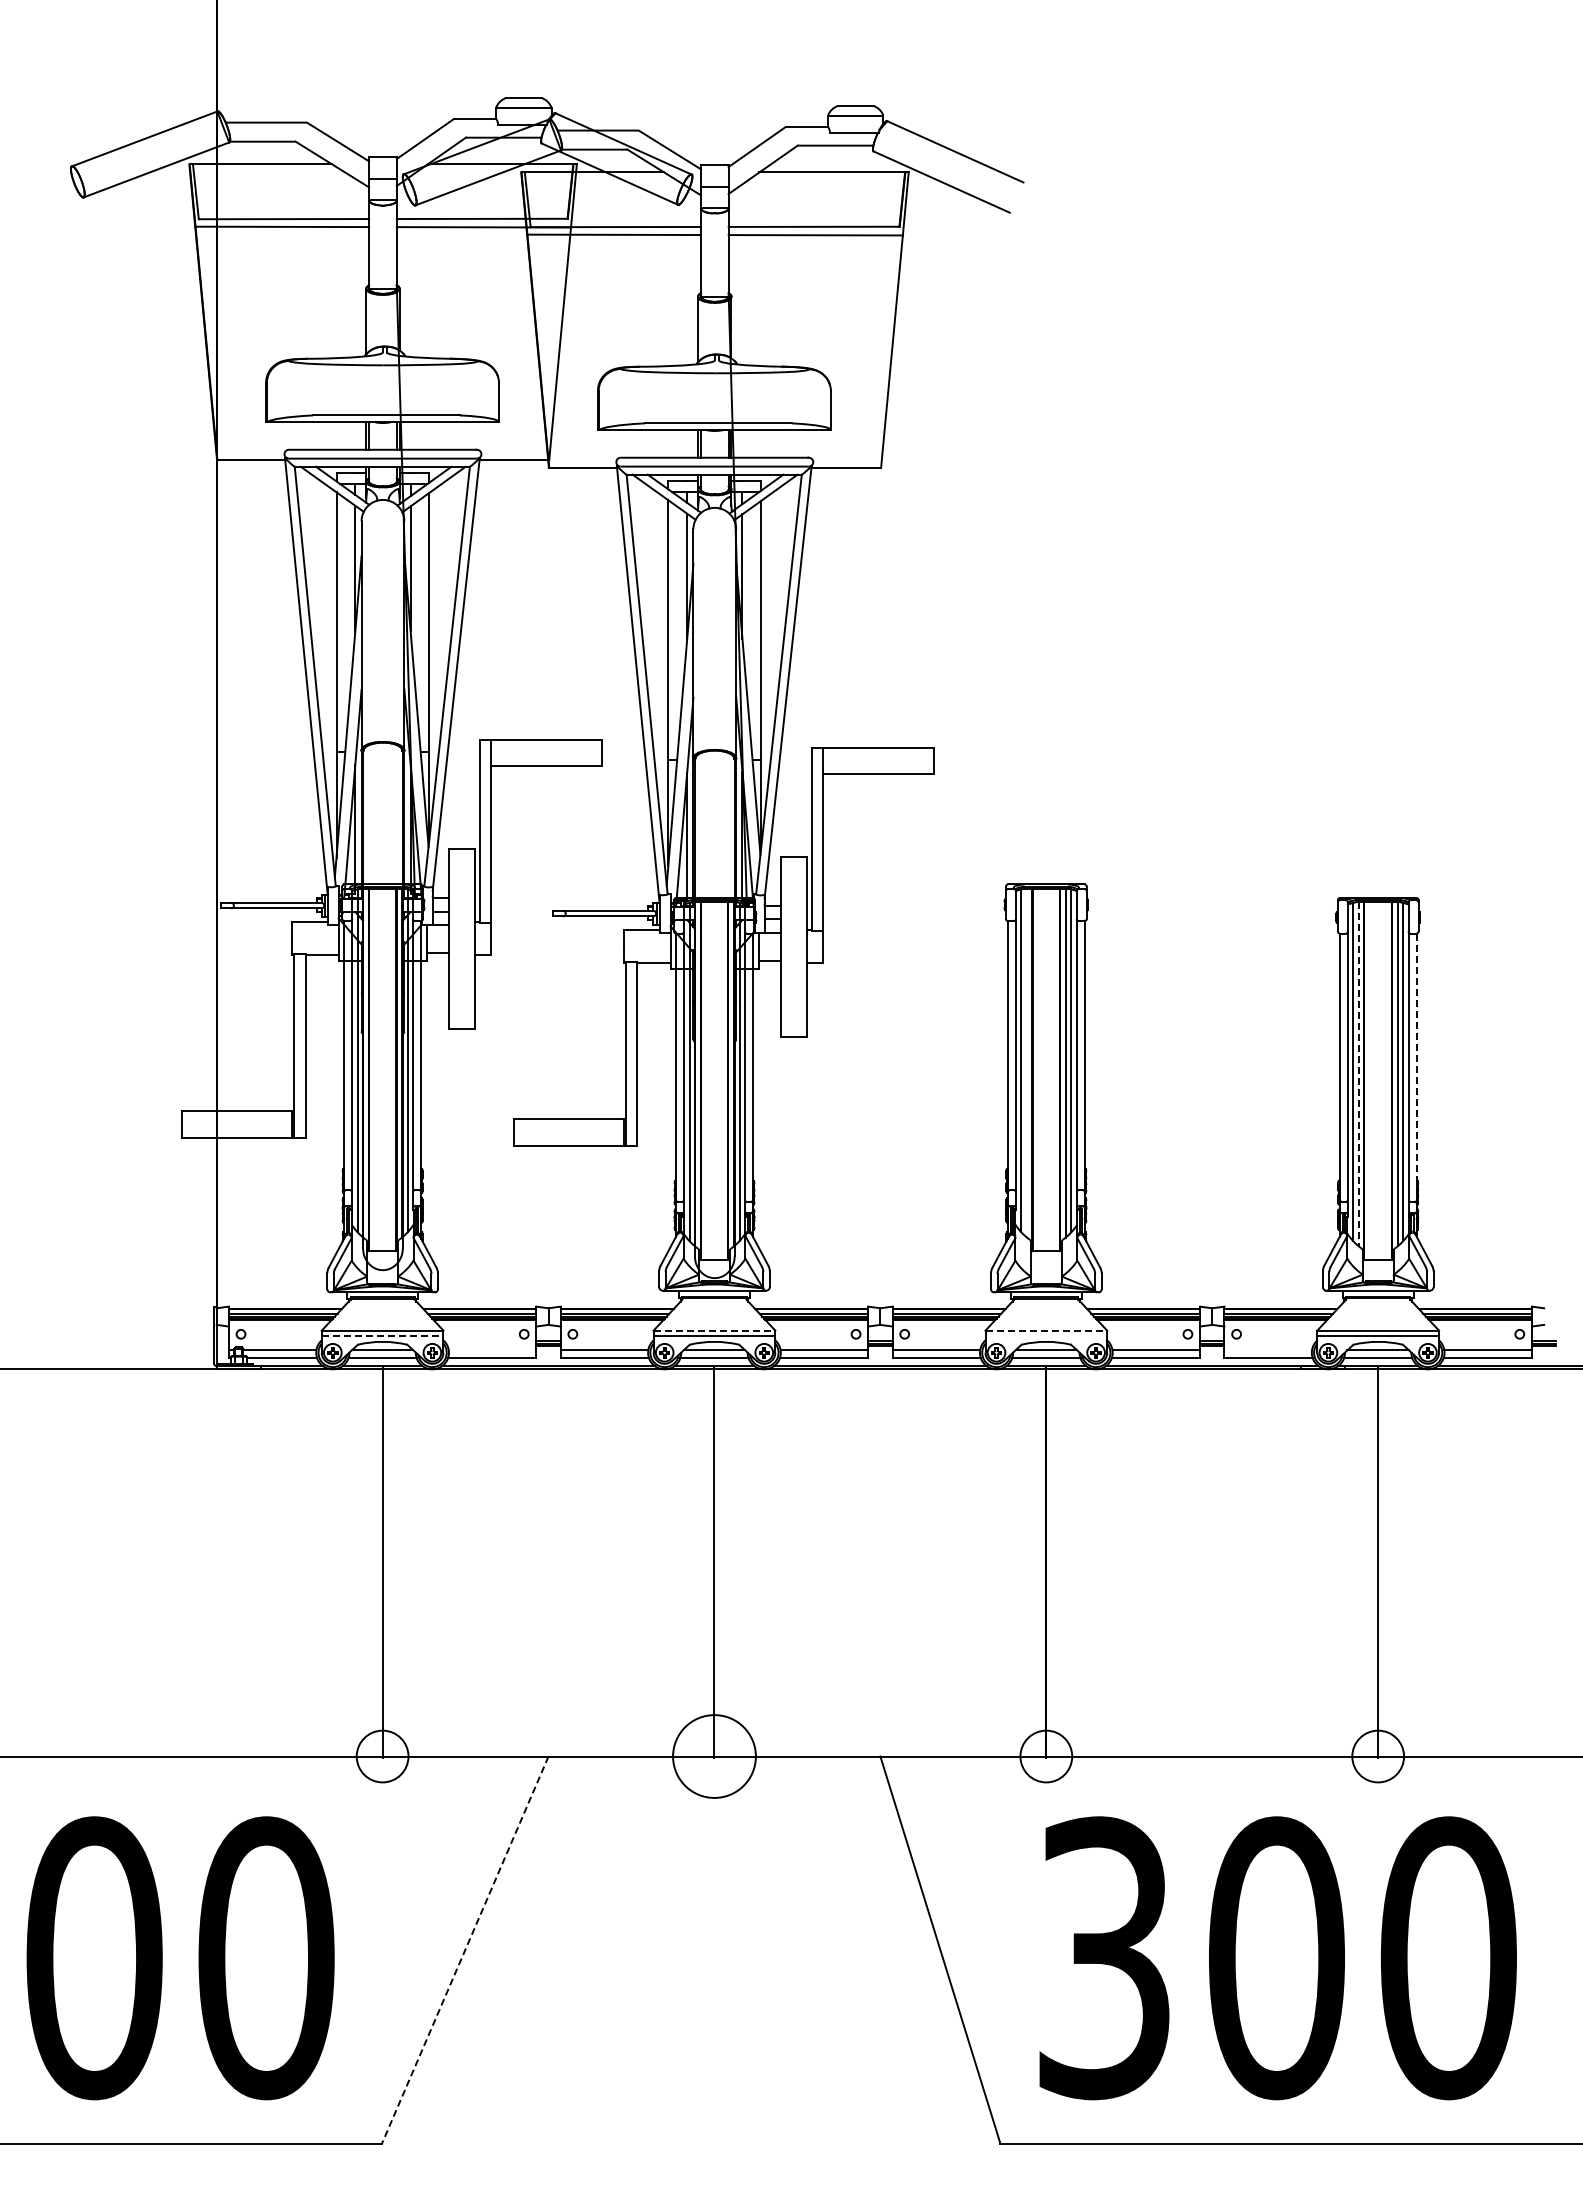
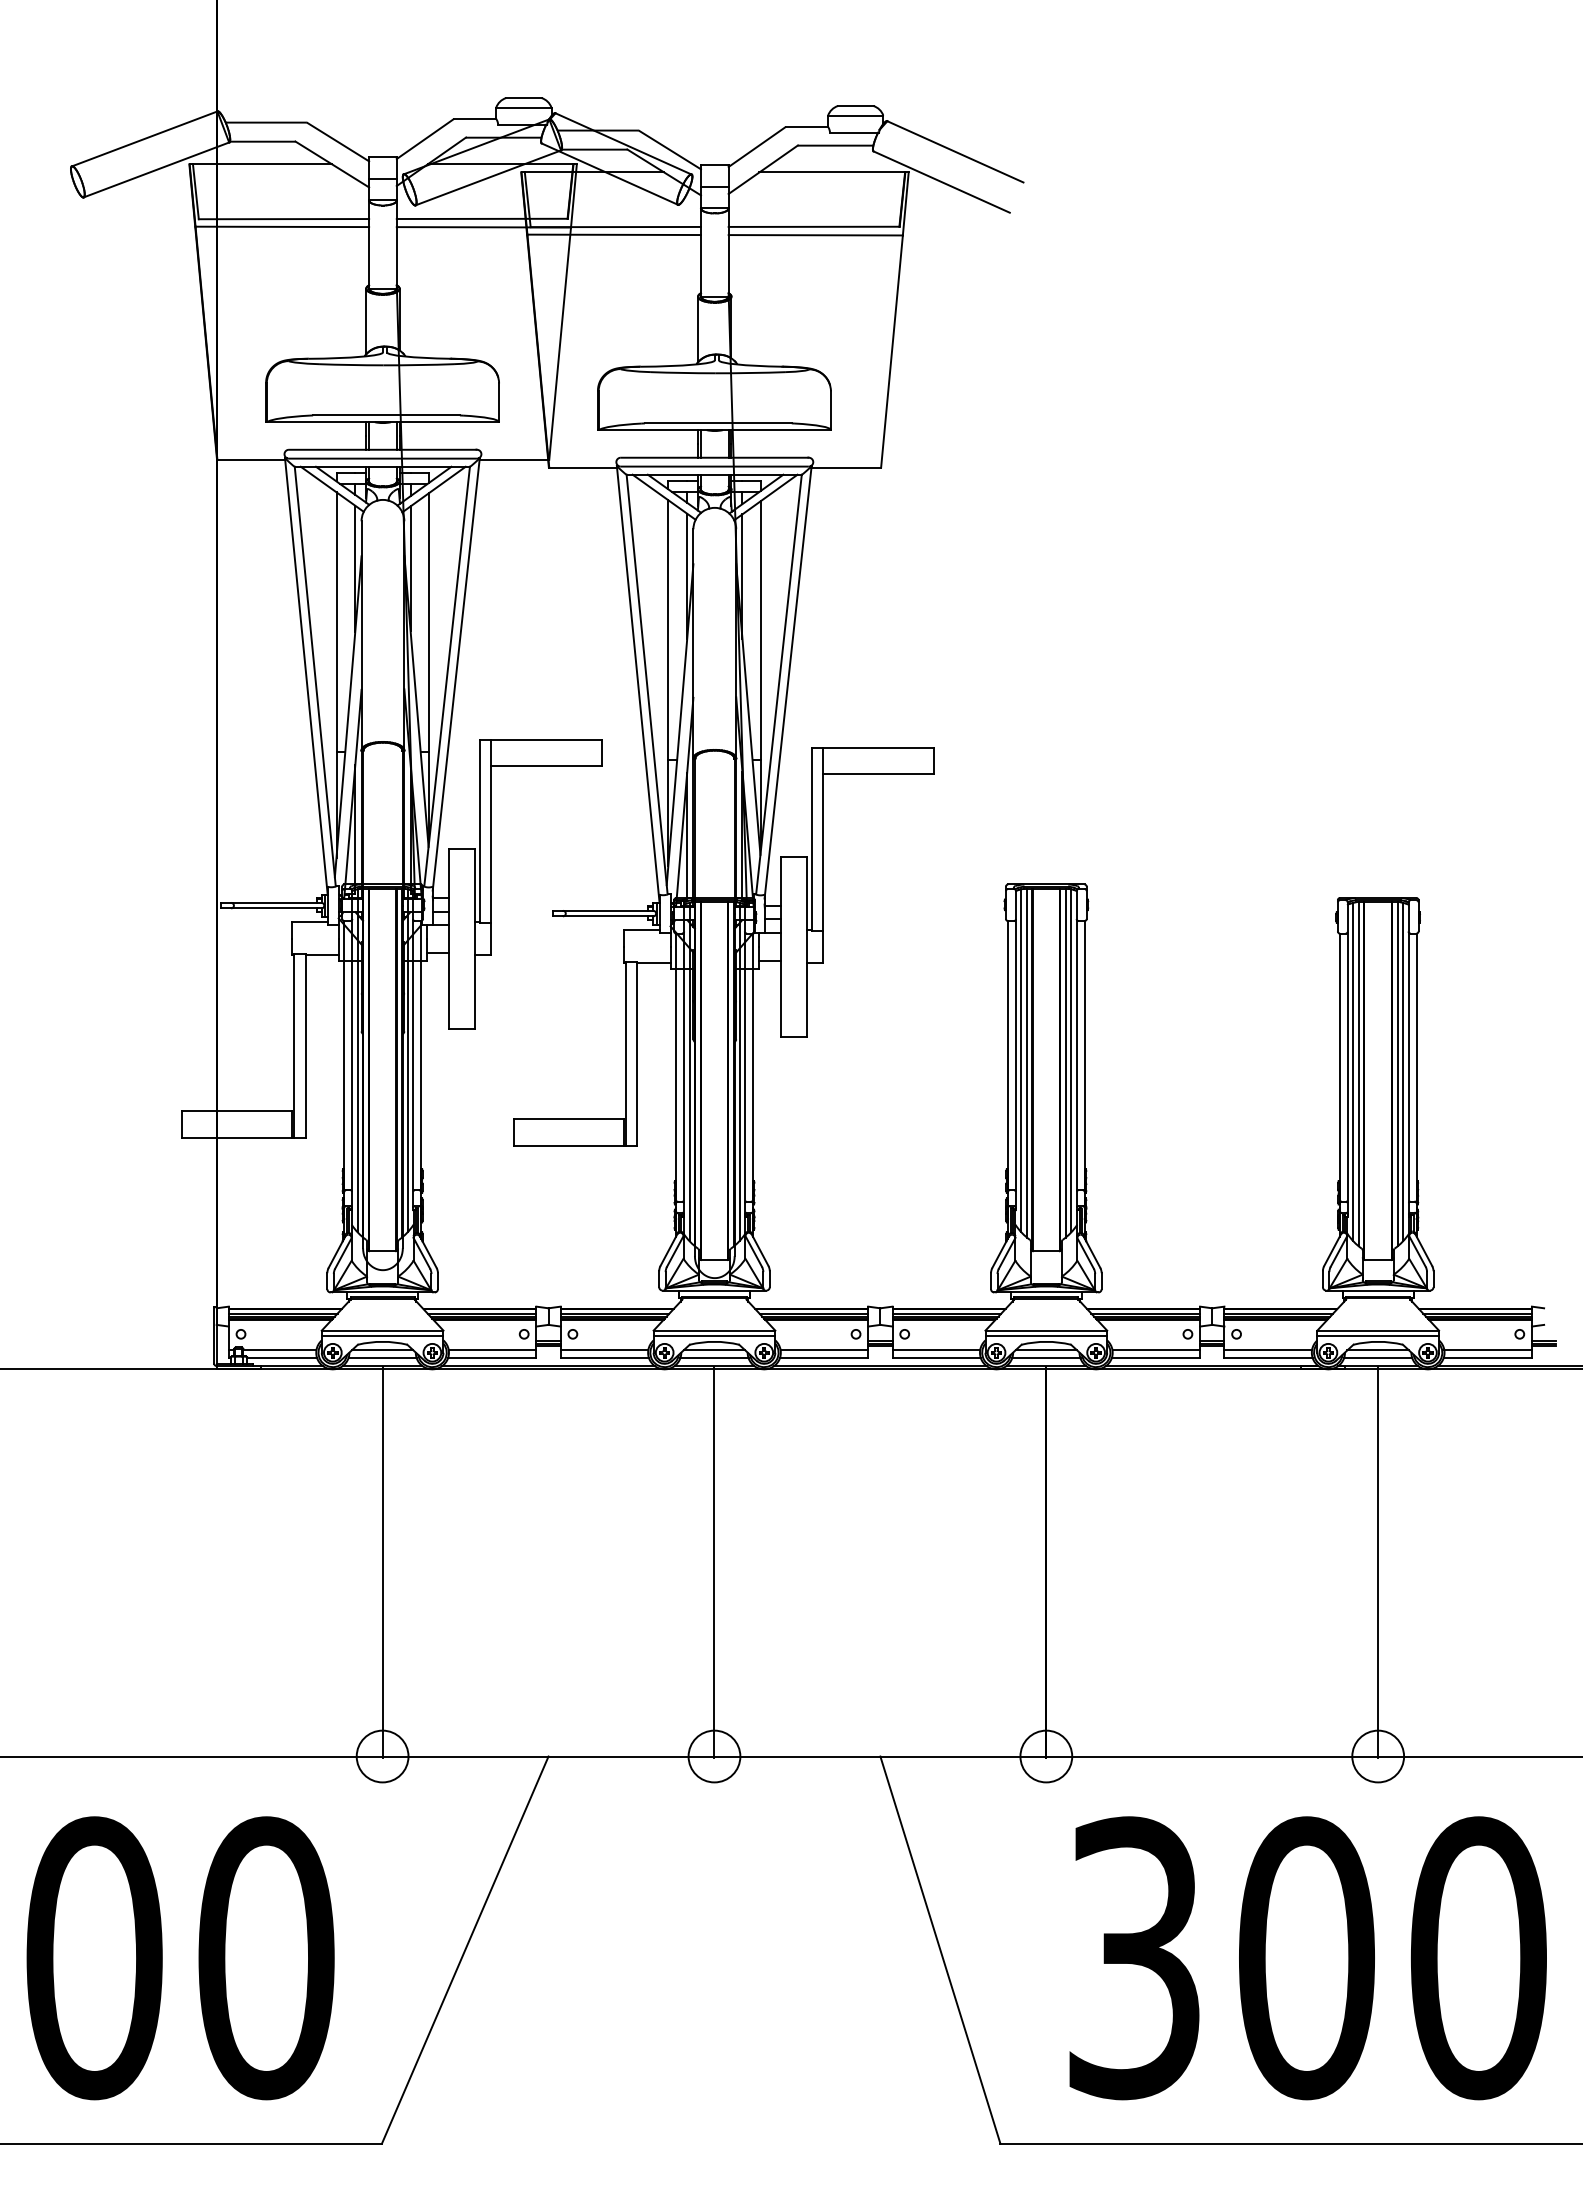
line: none -> present (1026, 1062)
line: dashed -> solid (1416, 1068)
line: dashed -> solid (1358, 1074)
line: dashed -> solid (714, 1330)
line: dashed -> solid (1046, 1330)
line: dashed -> solid (382, 1336)
line: none -> present (1046, 1336)
line: none -> present (492, 1350)
line: none -> present (1268, 1350)
circle diameter: 83 px -> 52 px (714, 1756)
line: dashed -> solid (465, 1950)
text position: (1277, 1958) -> (1307, 1958) (1307, 1958)
